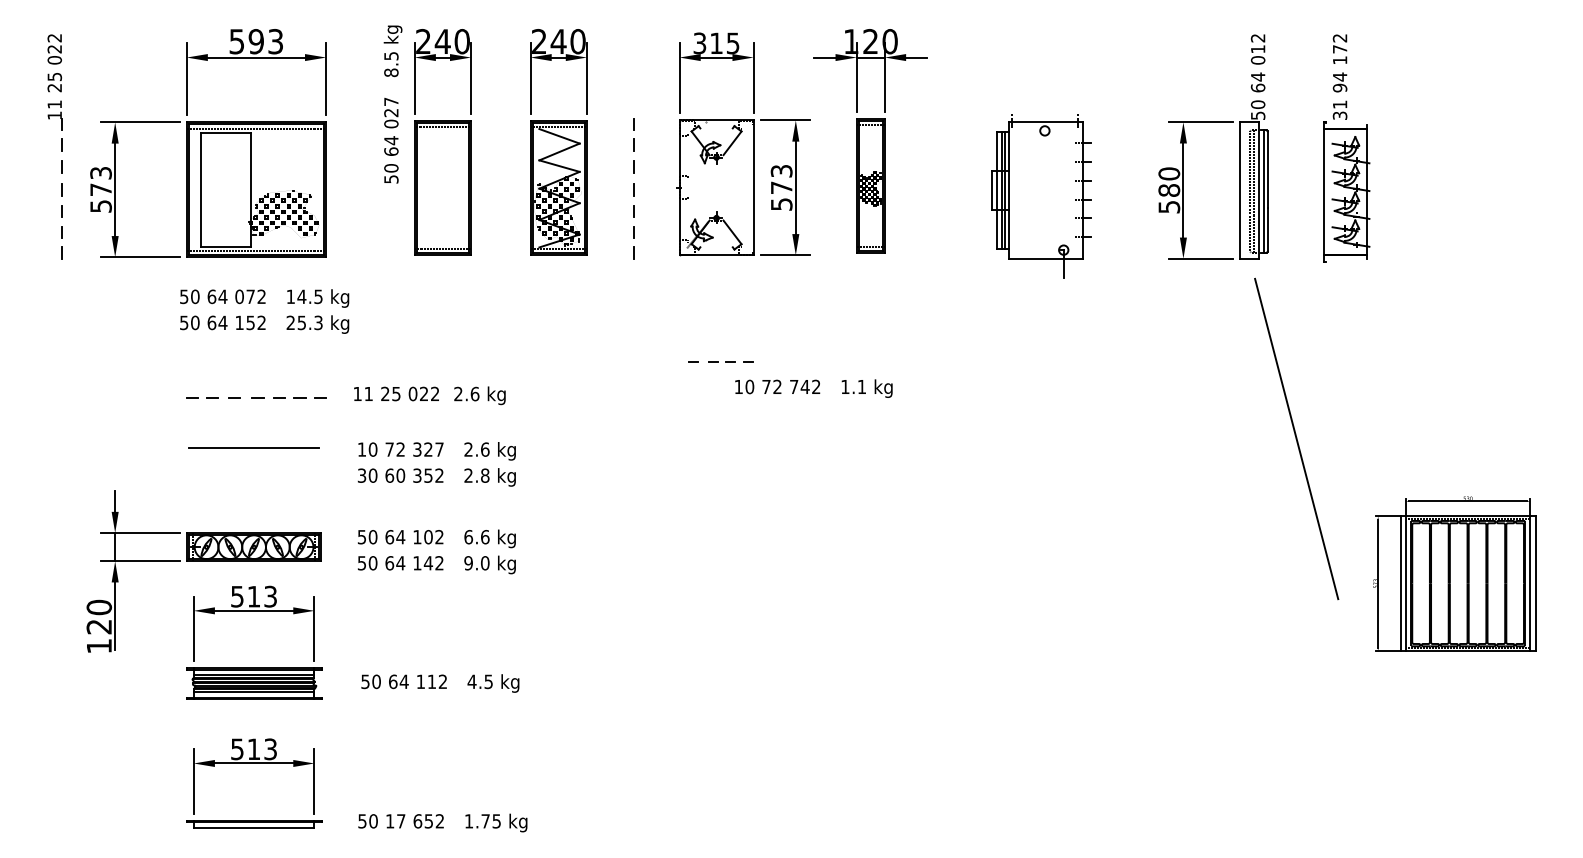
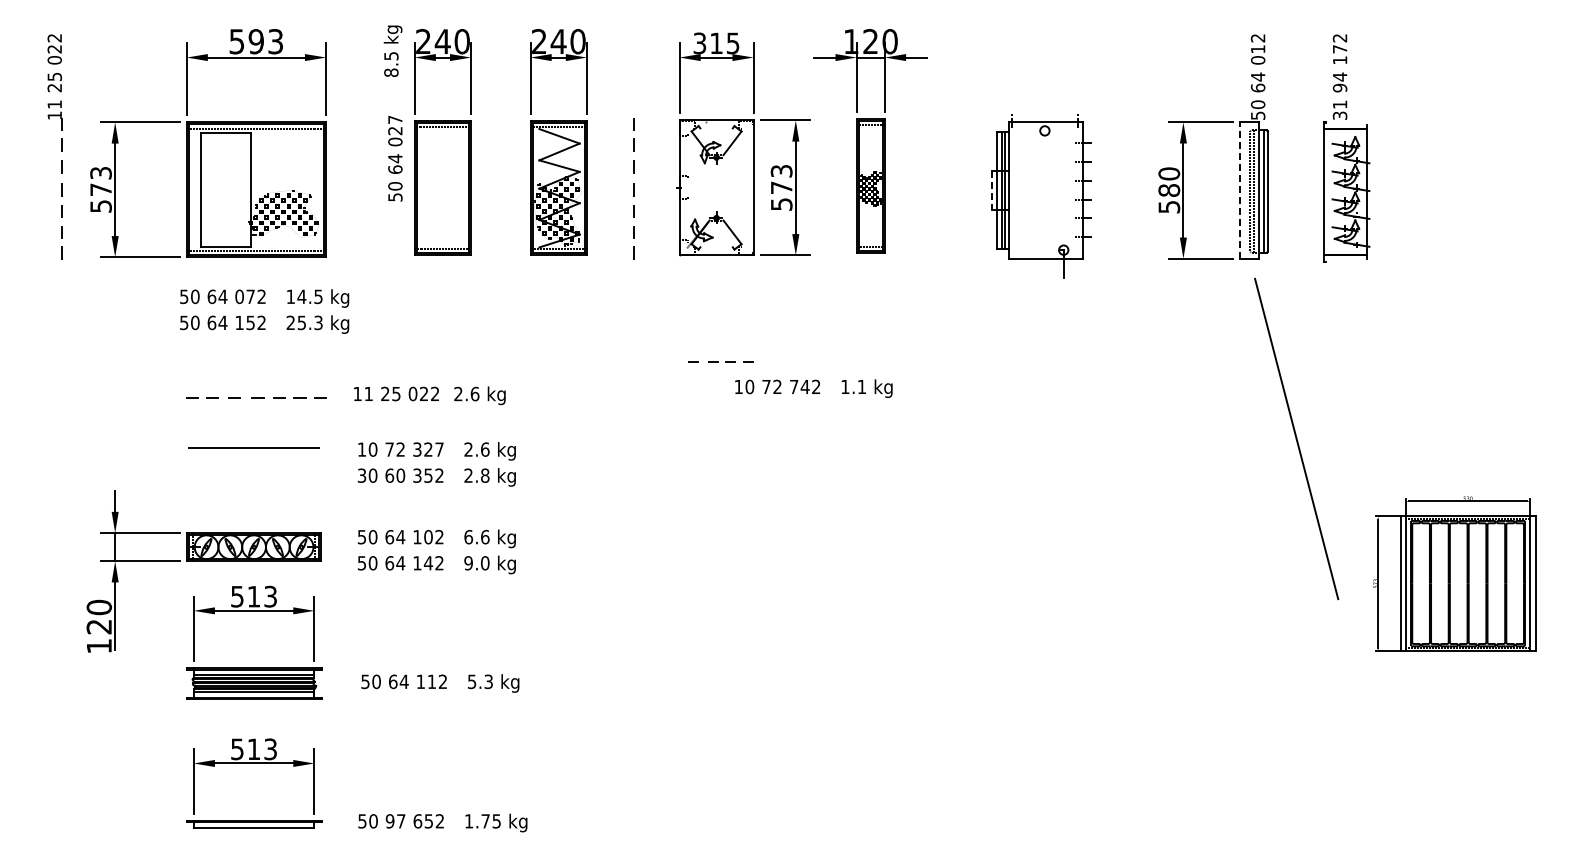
text position: (391, 140) -> (395, 158) (395, 158)
line: solid -> dashed (1240, 190)
line: solid -> dashed (992, 191)
text: 4.5 -> 5.3 (479, 681)
text: 17 -> 97 (389, 821)
